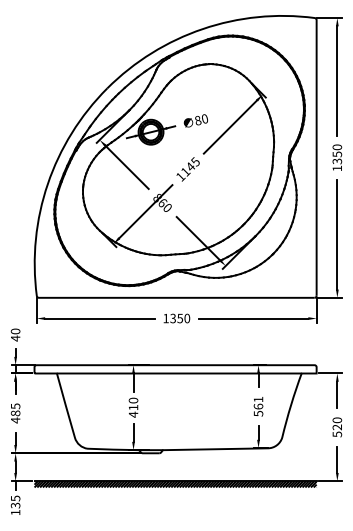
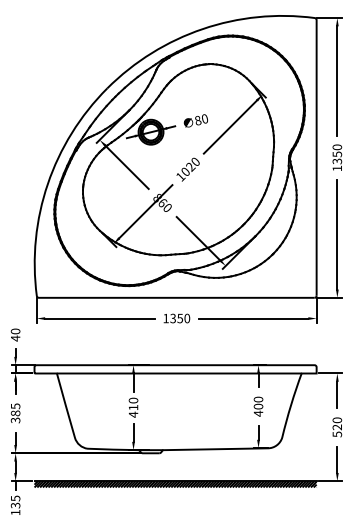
text: 1145 -> 1020 (190, 166)
text: 561 -> 400 (258, 406)
text: 485 -> 385 (15, 420)
